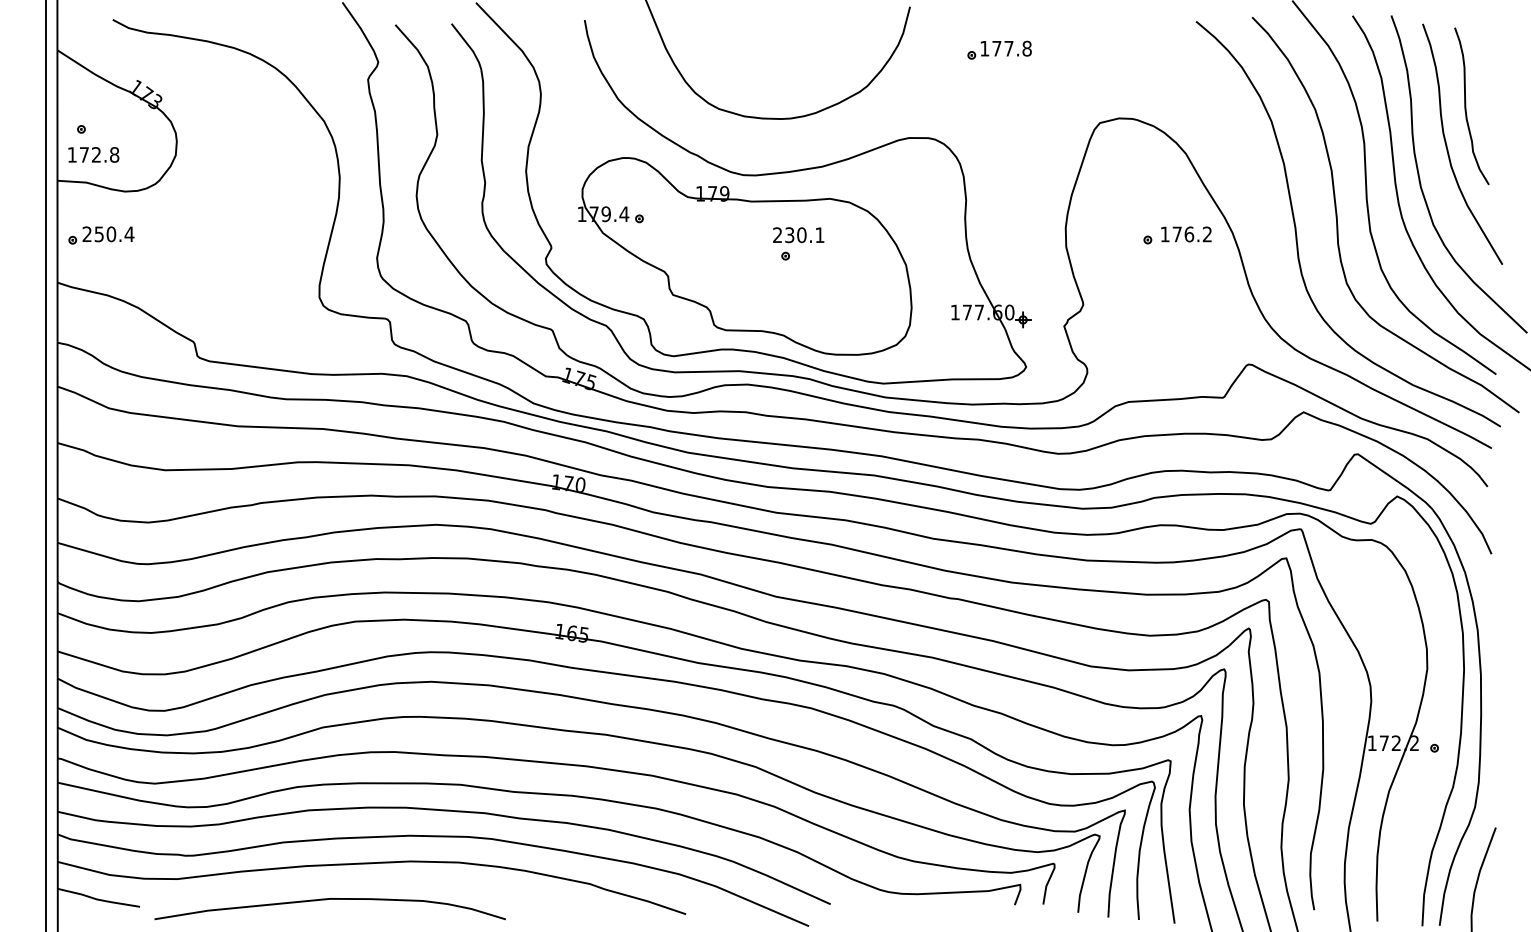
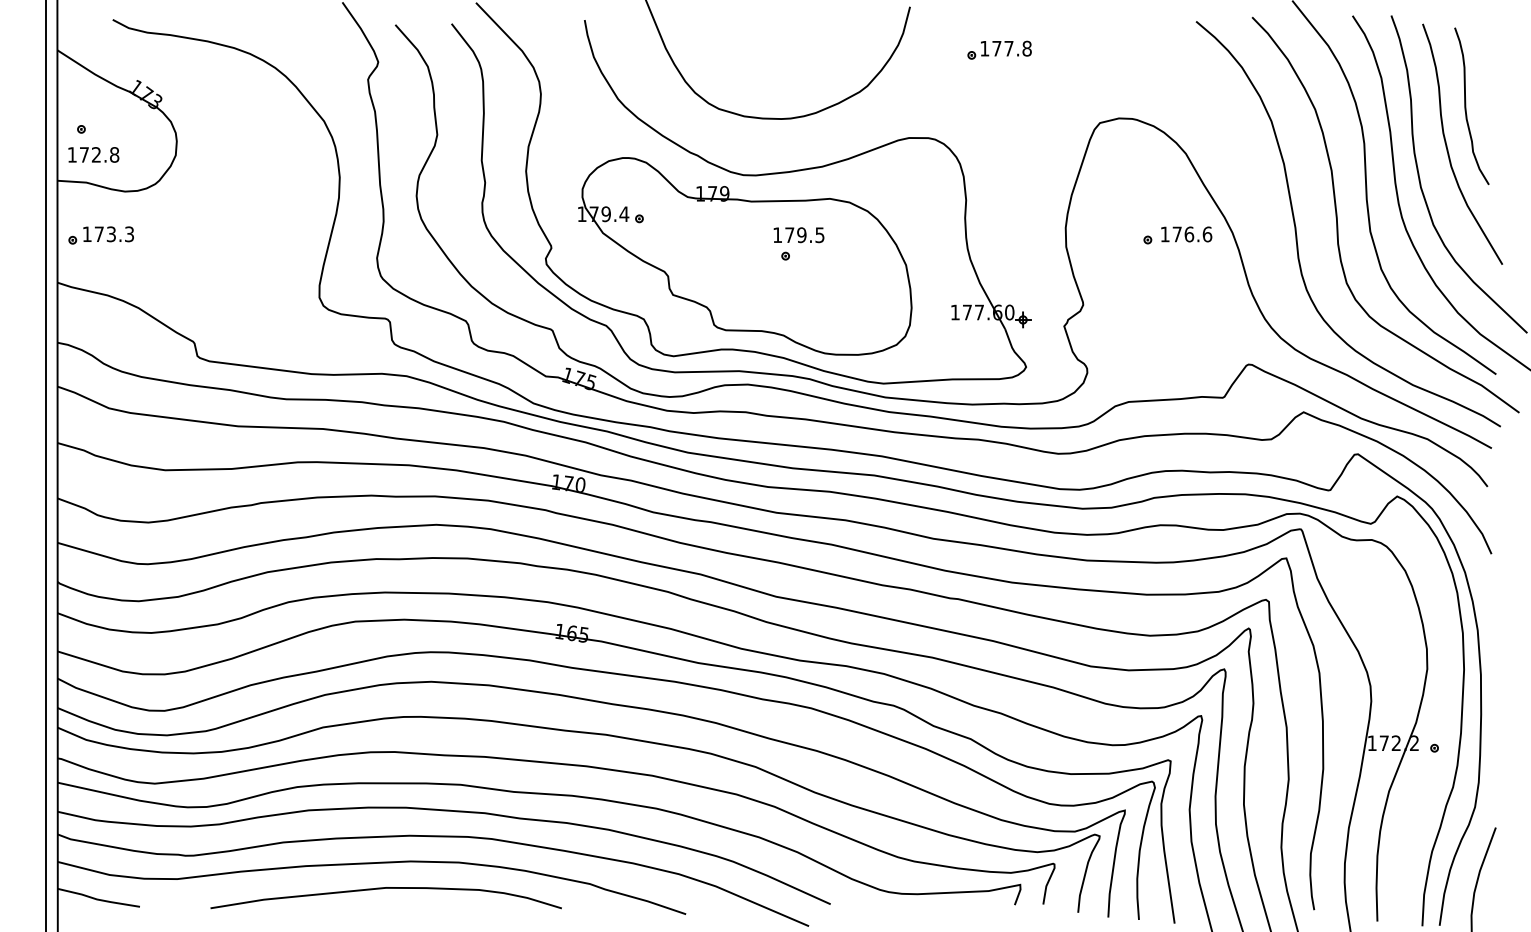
text: 250.4 -> 173.3 (108, 234)
text: 176.2 -> 176.6 (1207, 234)
text: 230.1 -> 179.5 (798, 235)
curve position: (326, 900) -> (382, 889) (382, 889)
